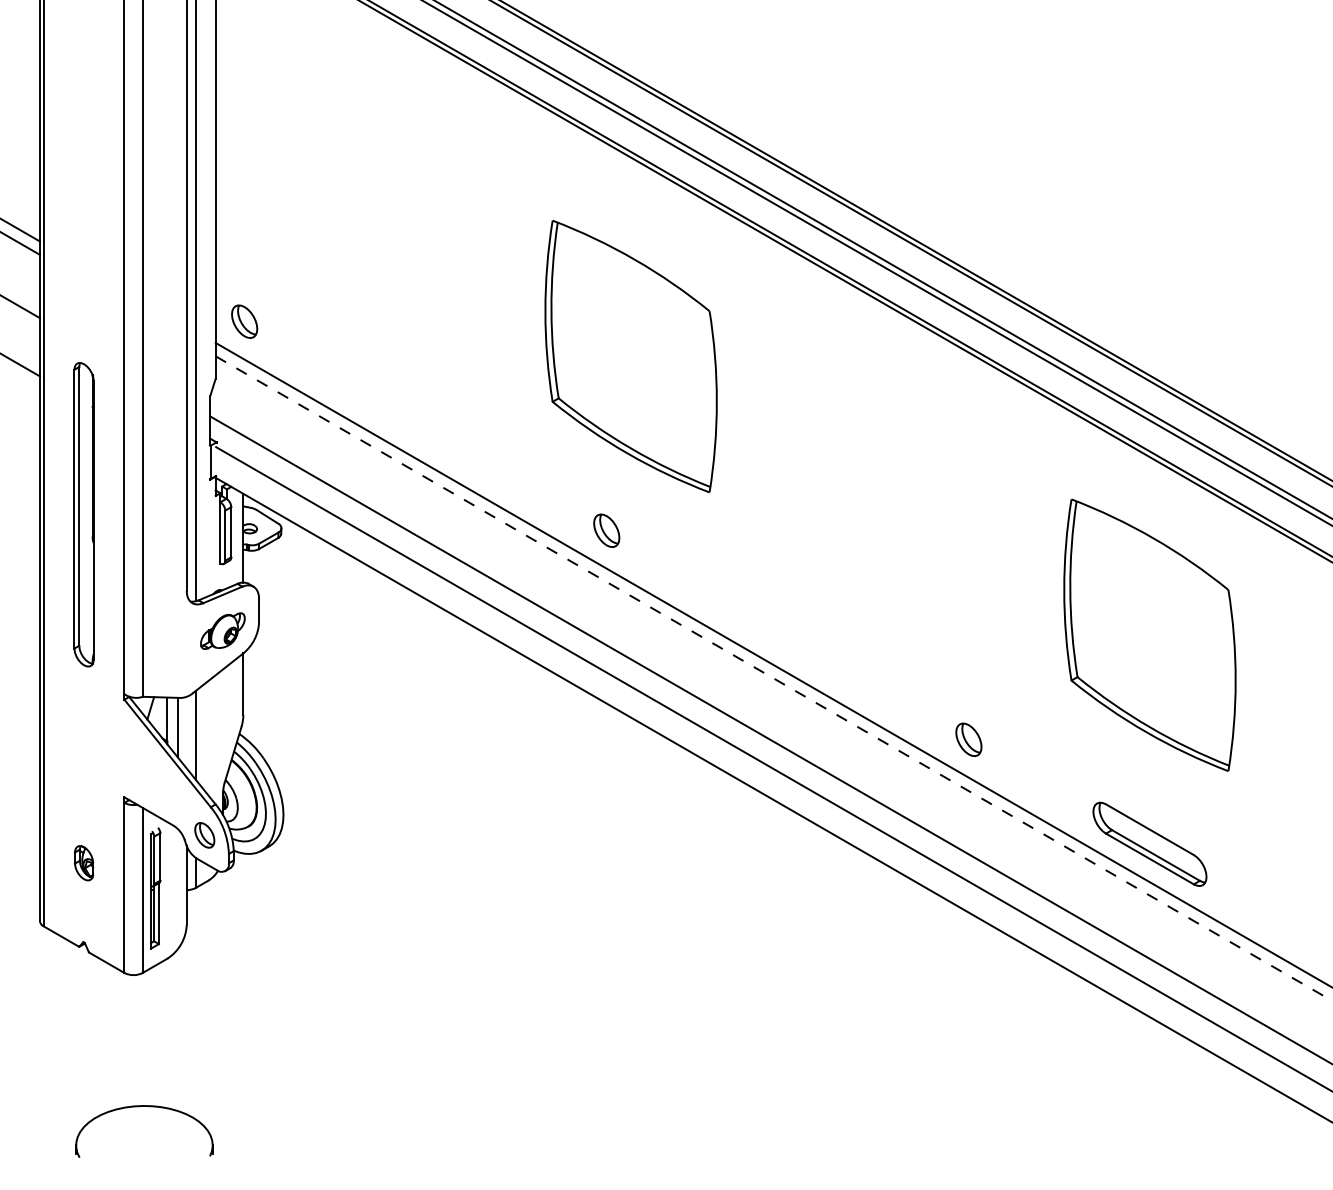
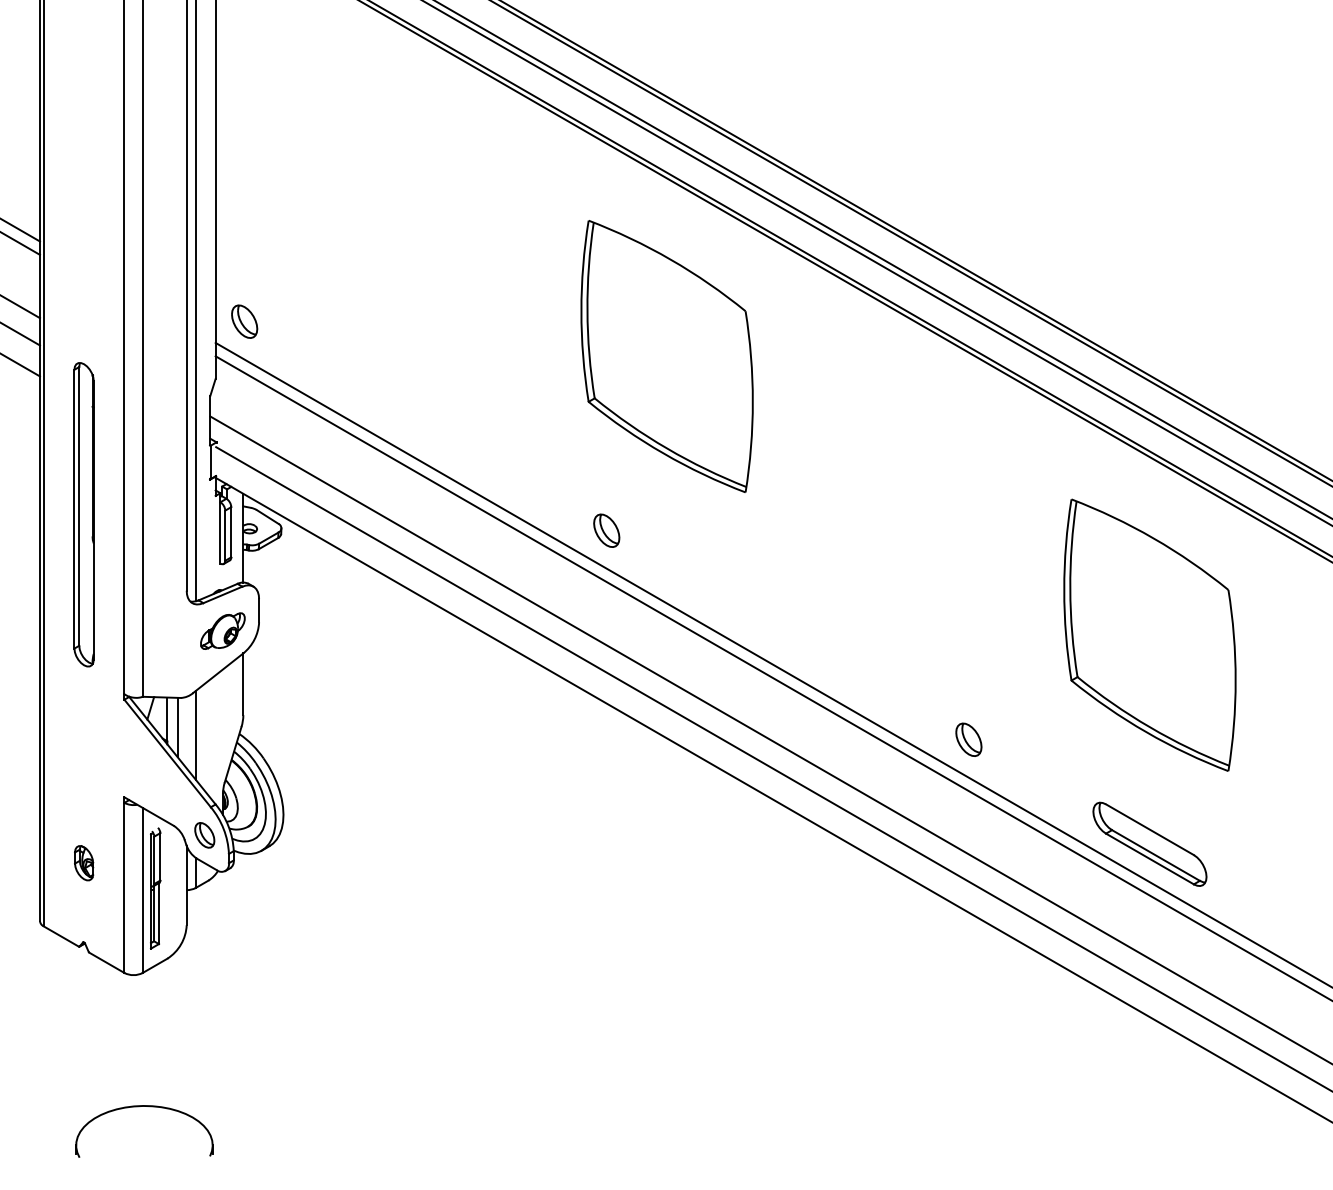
line: none -> present (20, 334)
part position: (630, 356) -> (666, 356) (666, 356)
line: dashed -> solid (774, 678)
